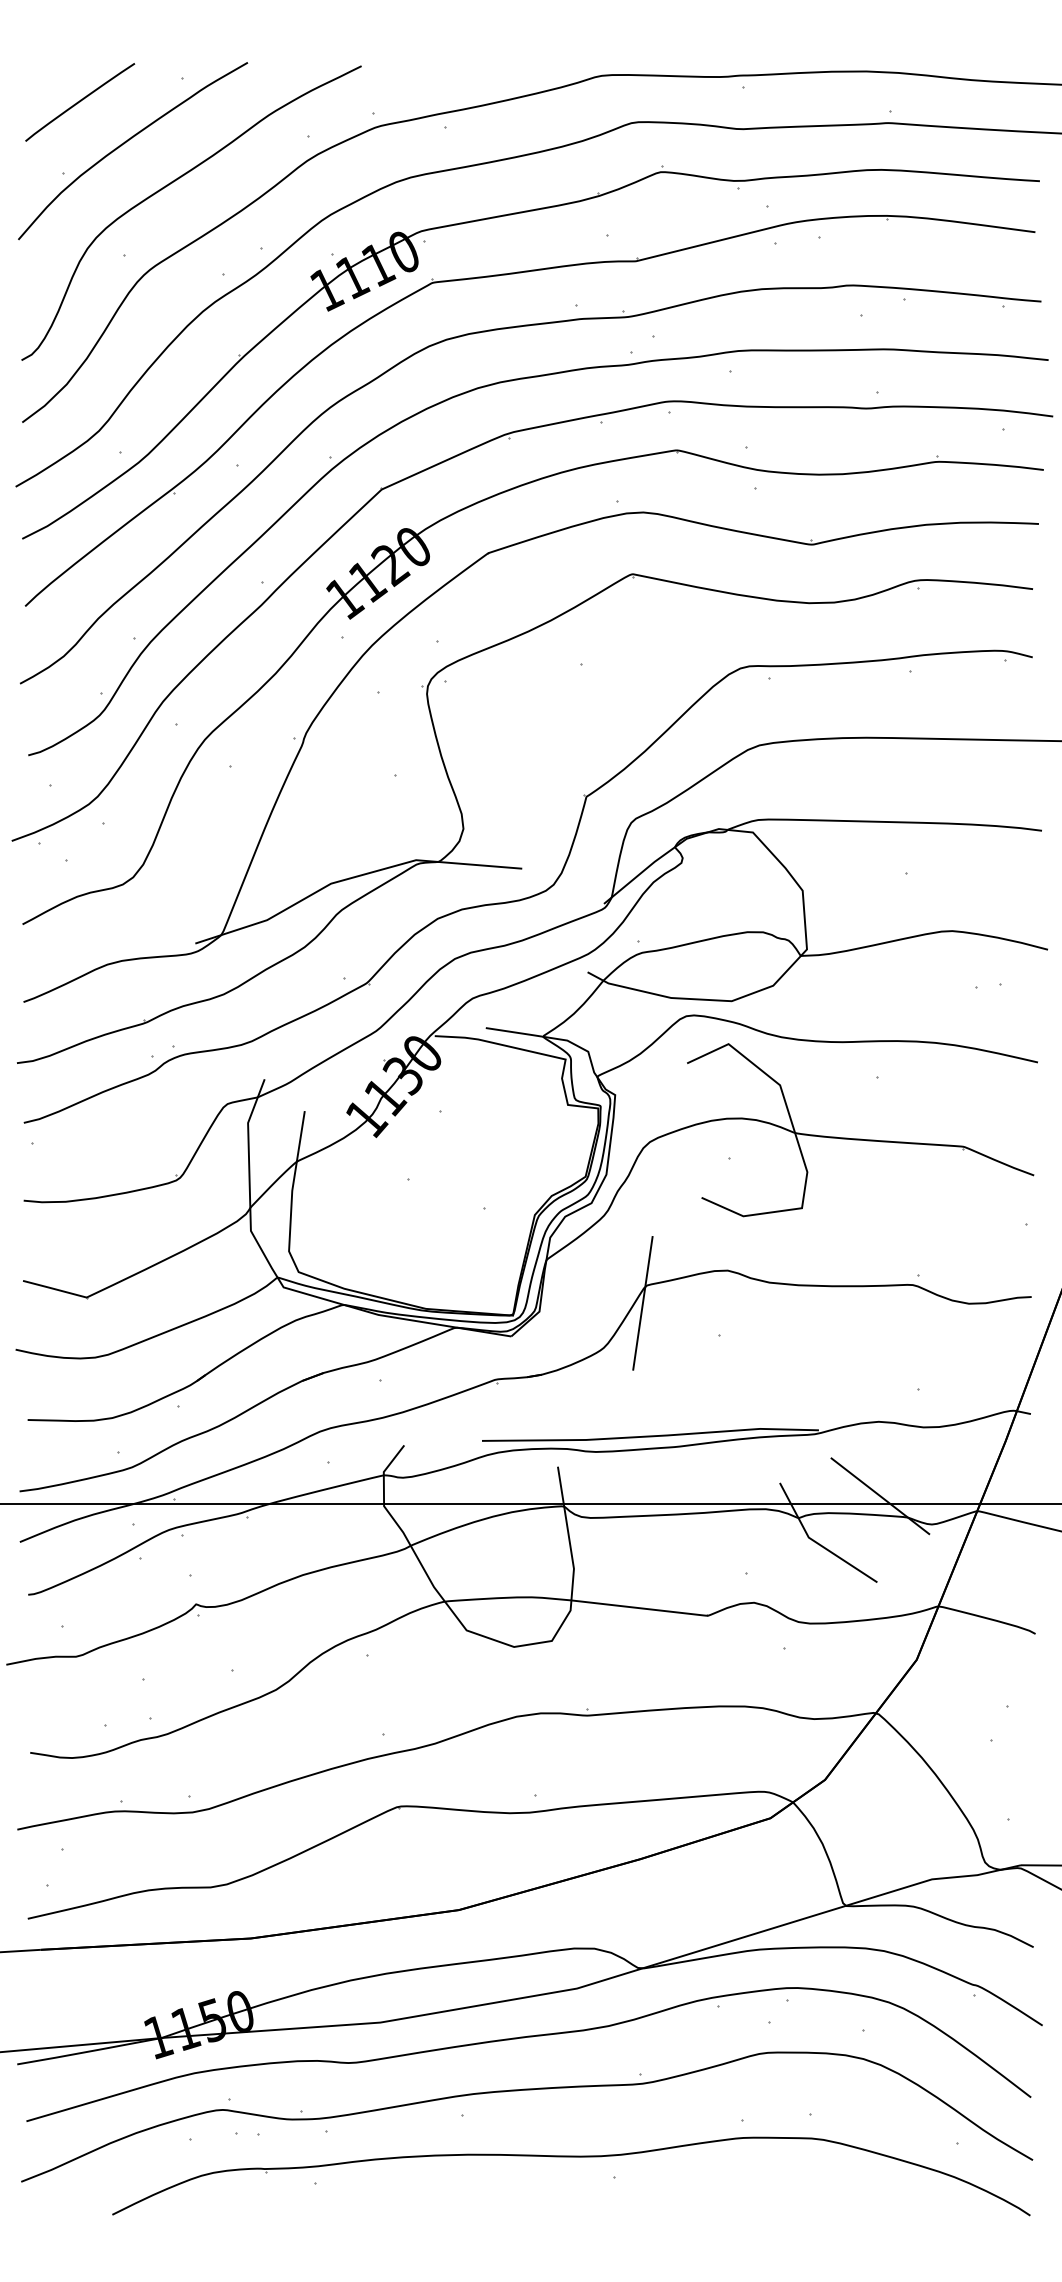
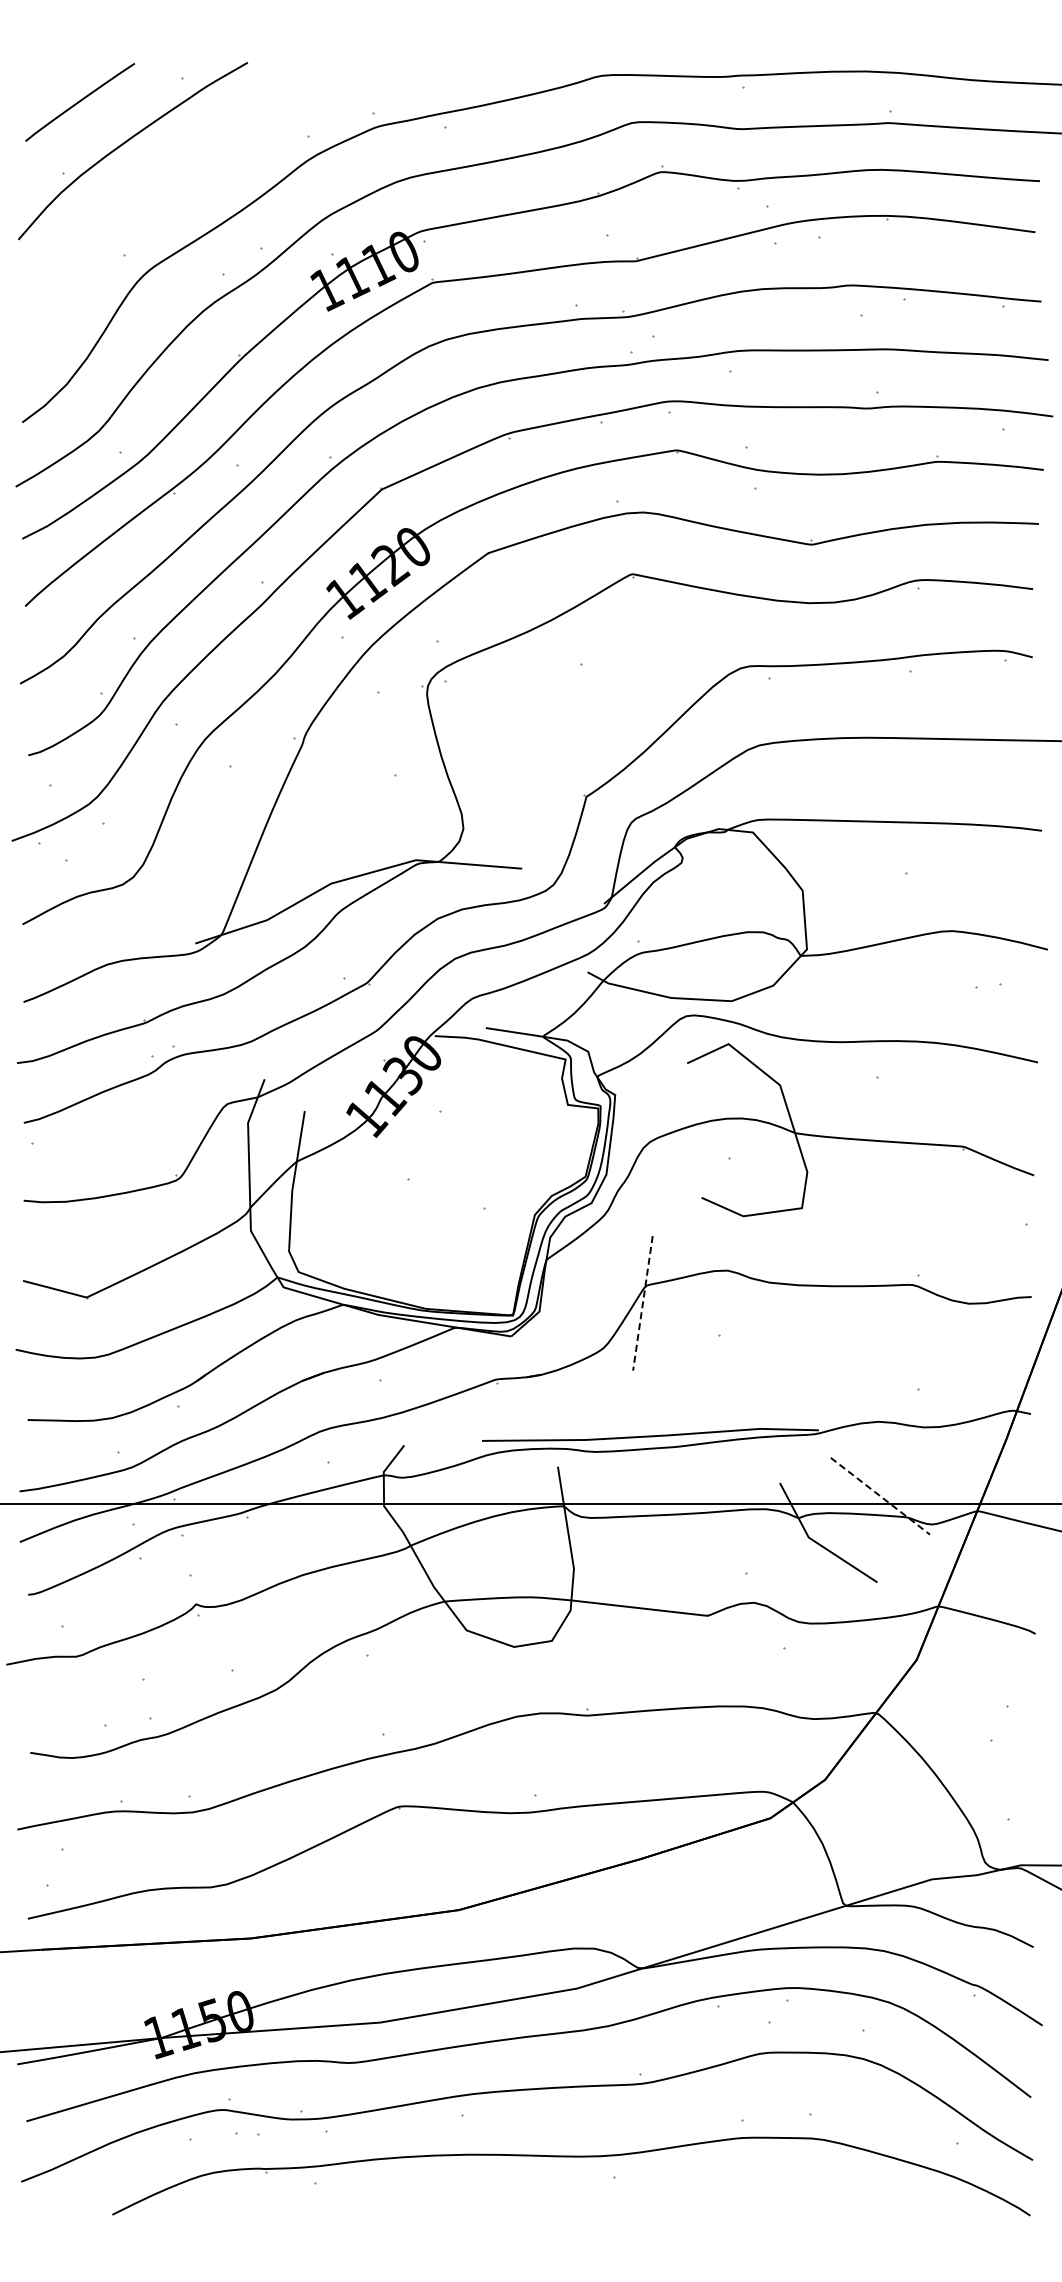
curve: present -> none (172, 183)
line: solid -> dashed (642, 1303)
line: solid -> dashed (880, 1496)
